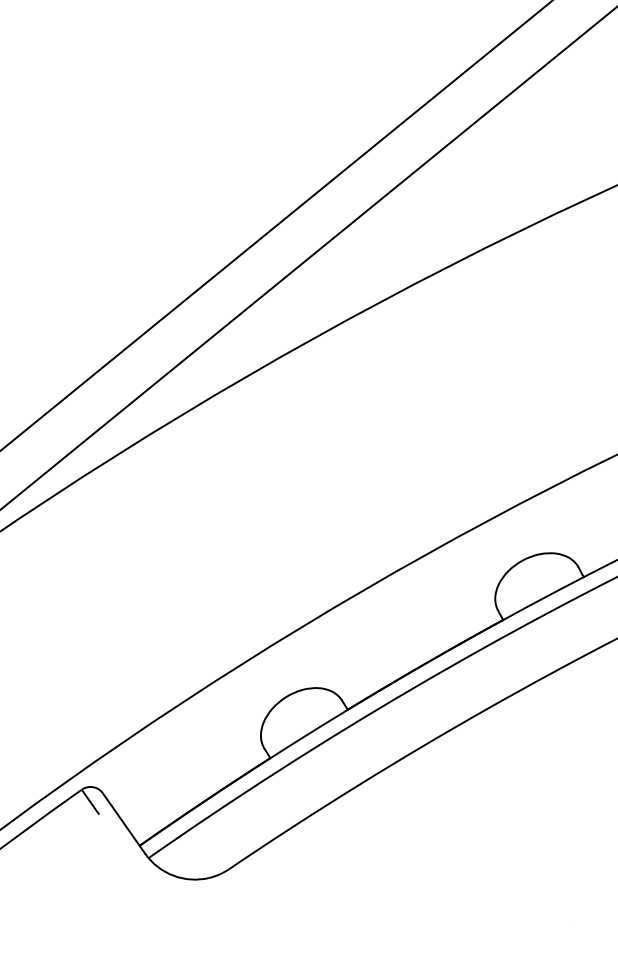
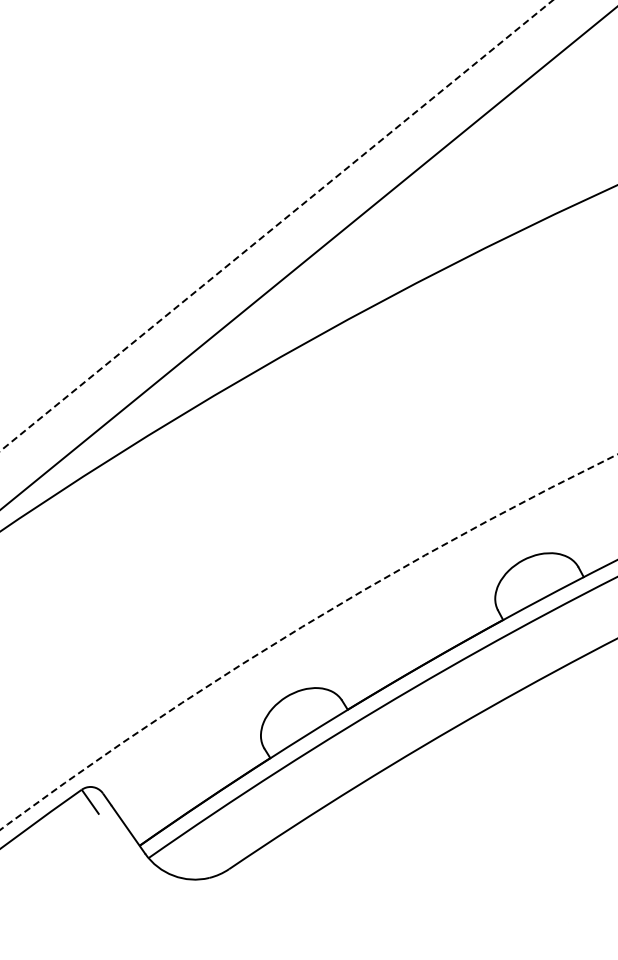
line: solid -> dashed (276, 226)
arc: solid -> dashed (300, 627)
